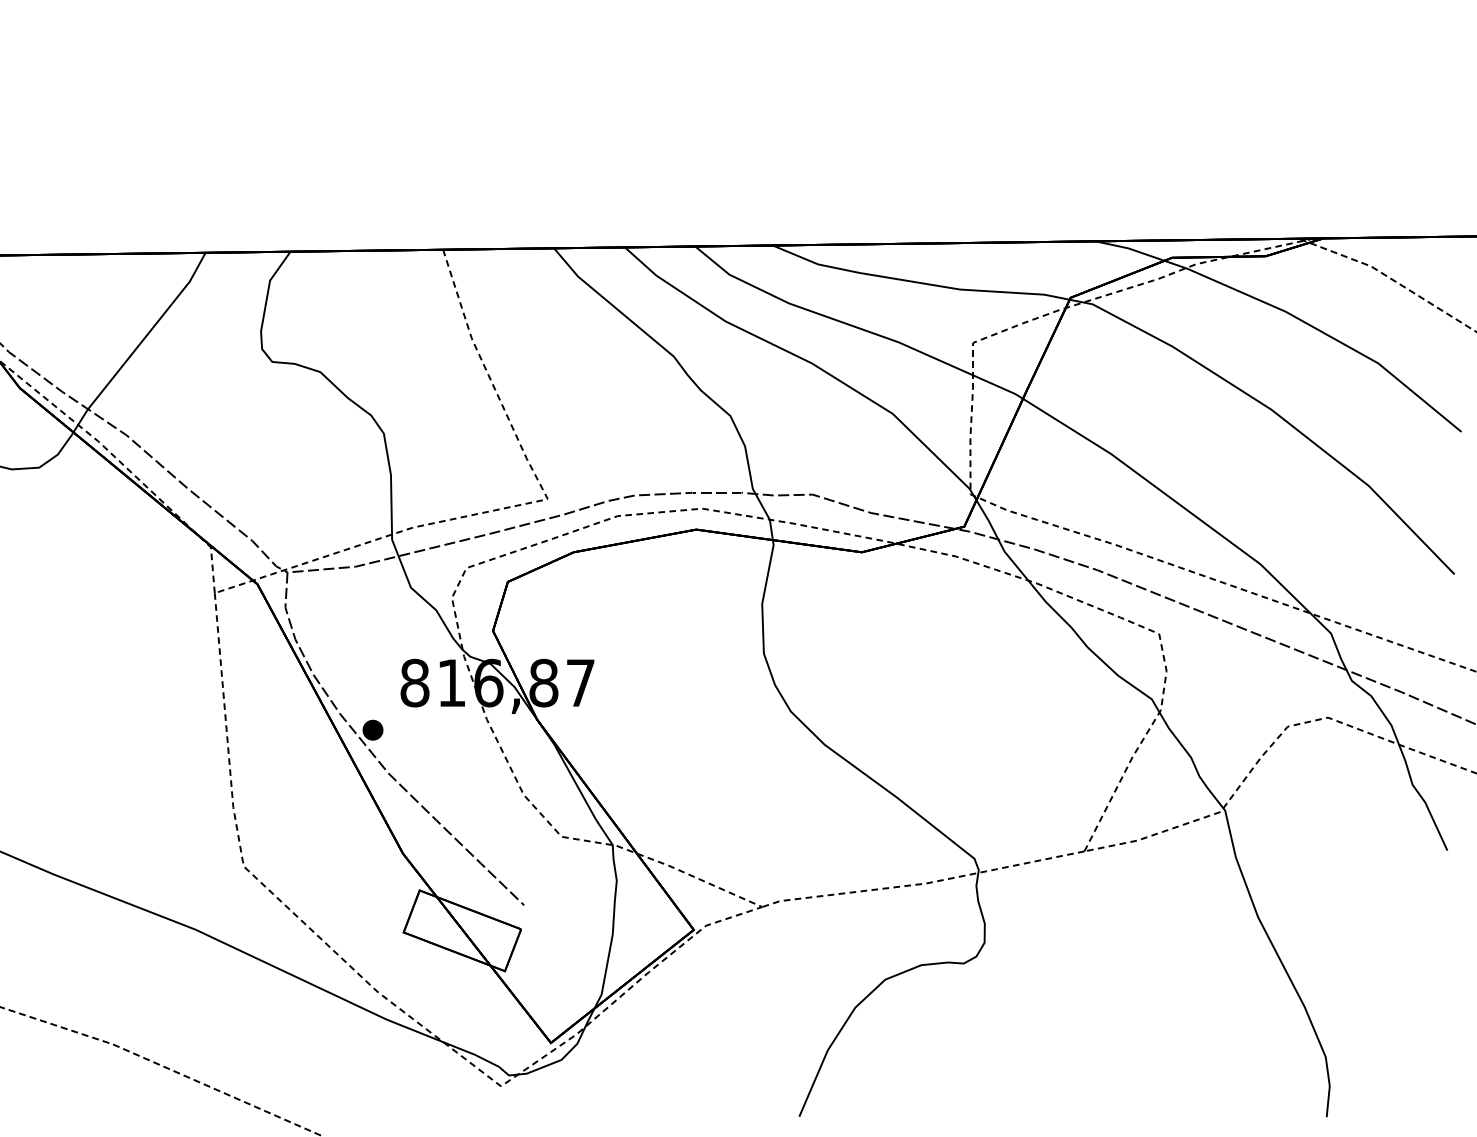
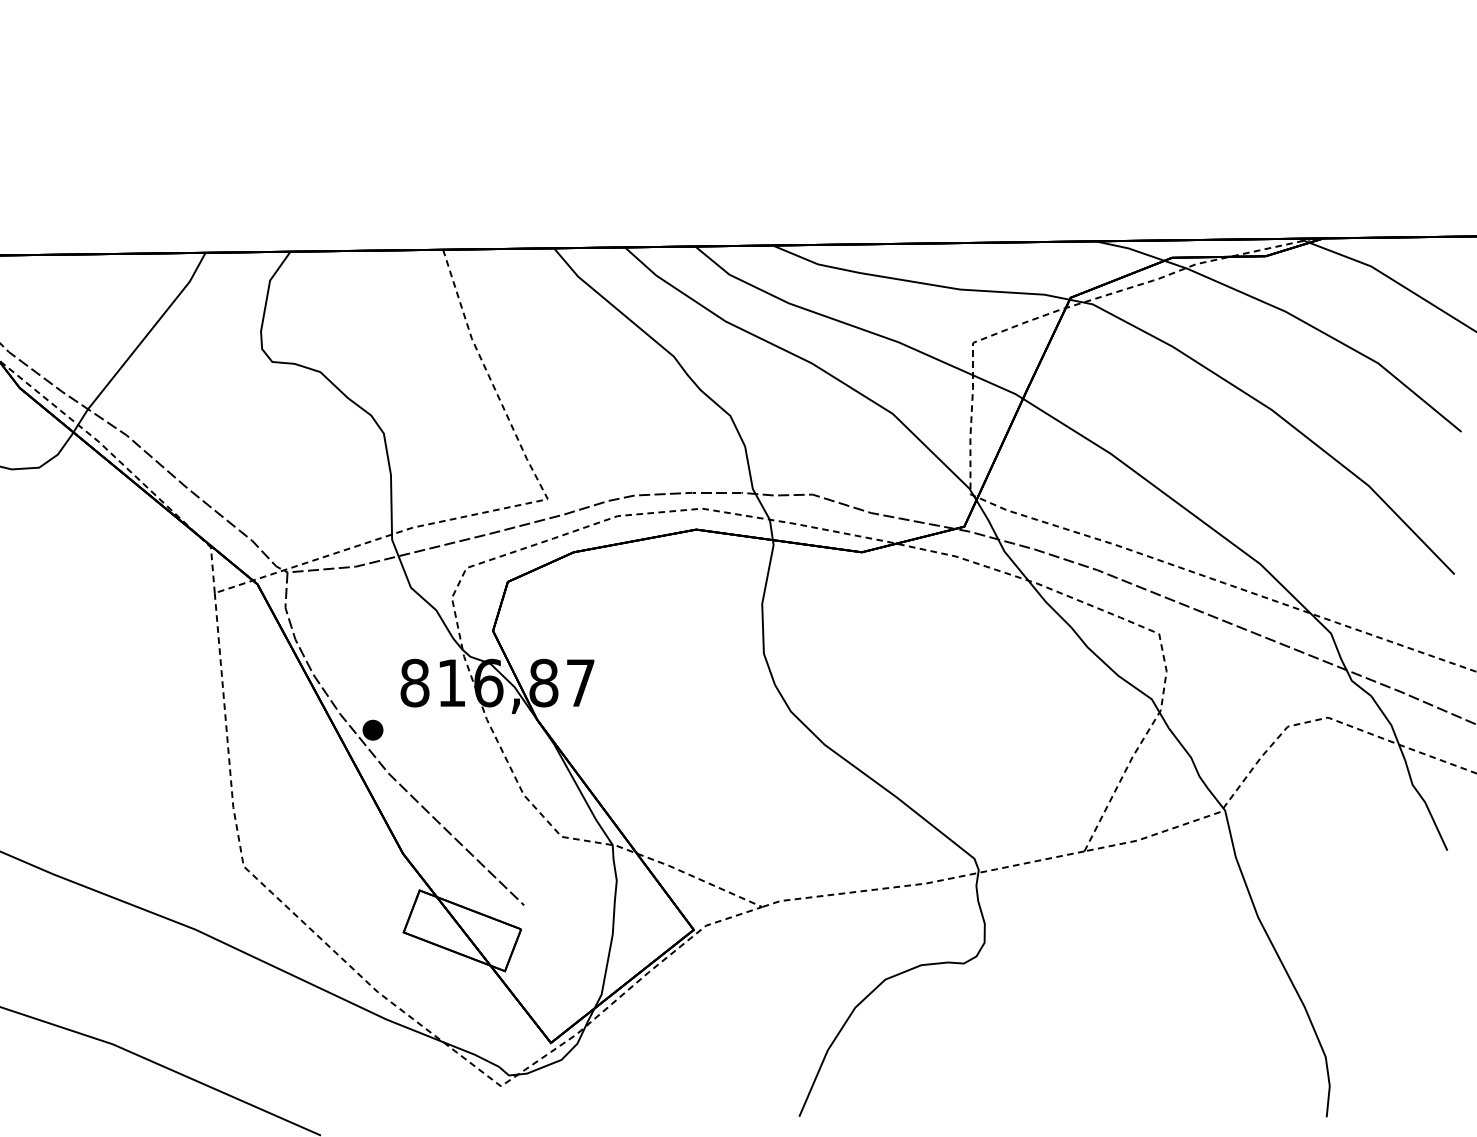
line: dashed -> solid (1390, 278)
line: dashed -> solid (162, 1065)
